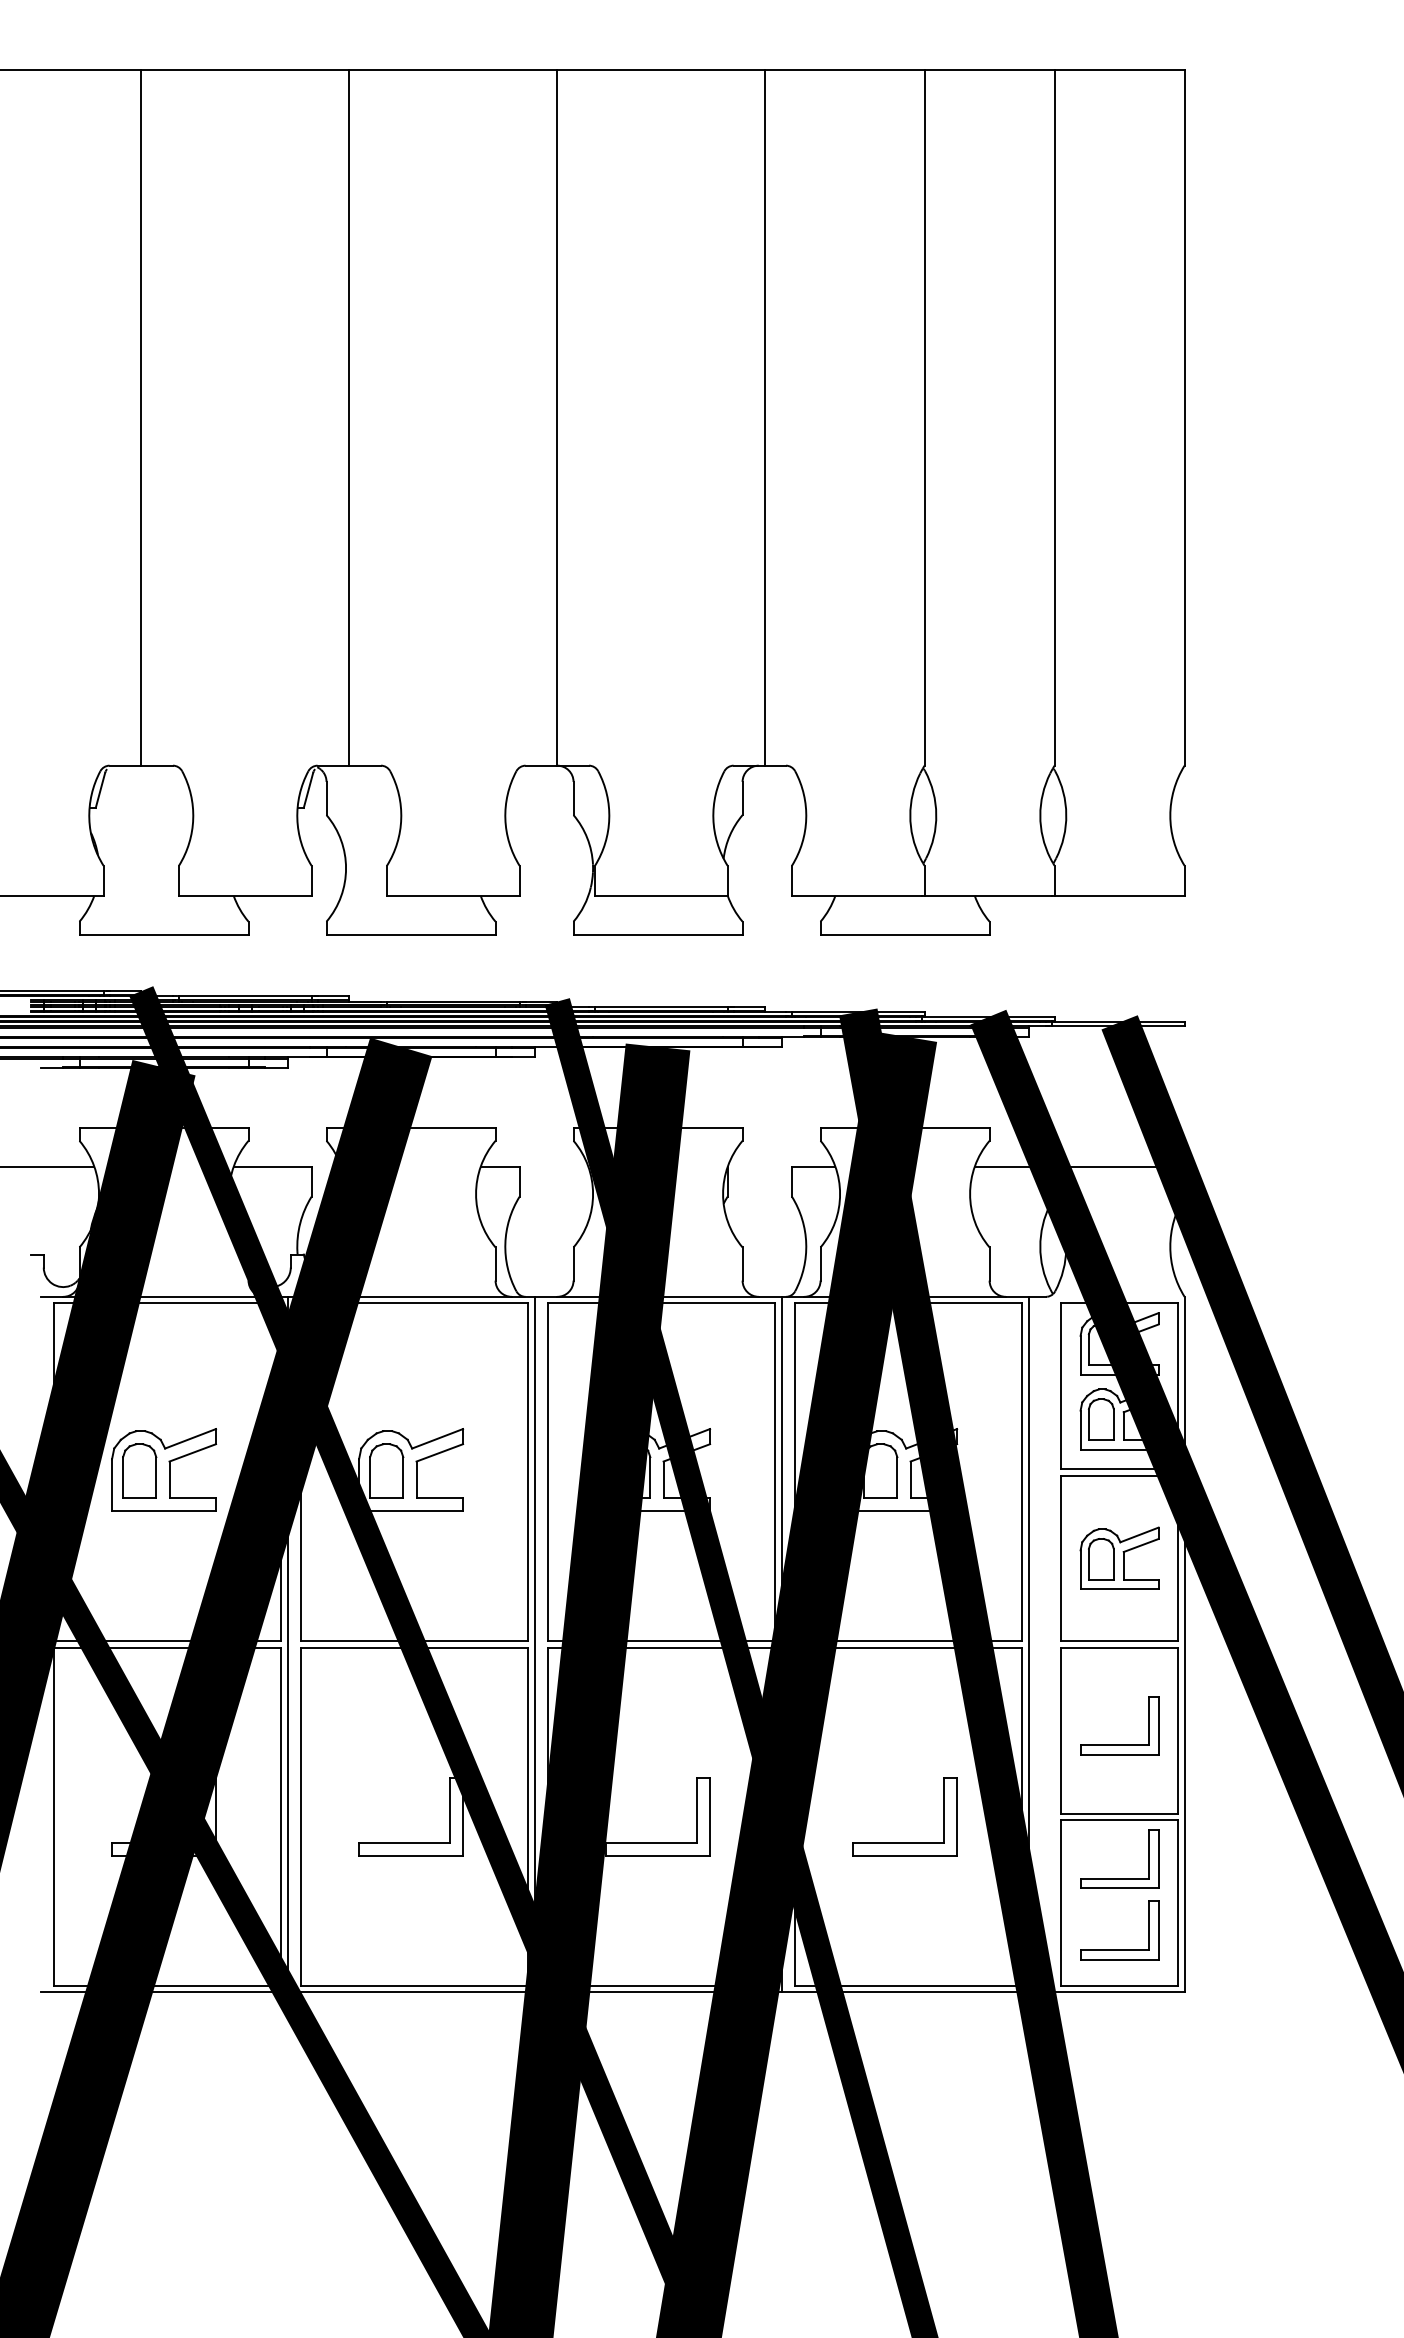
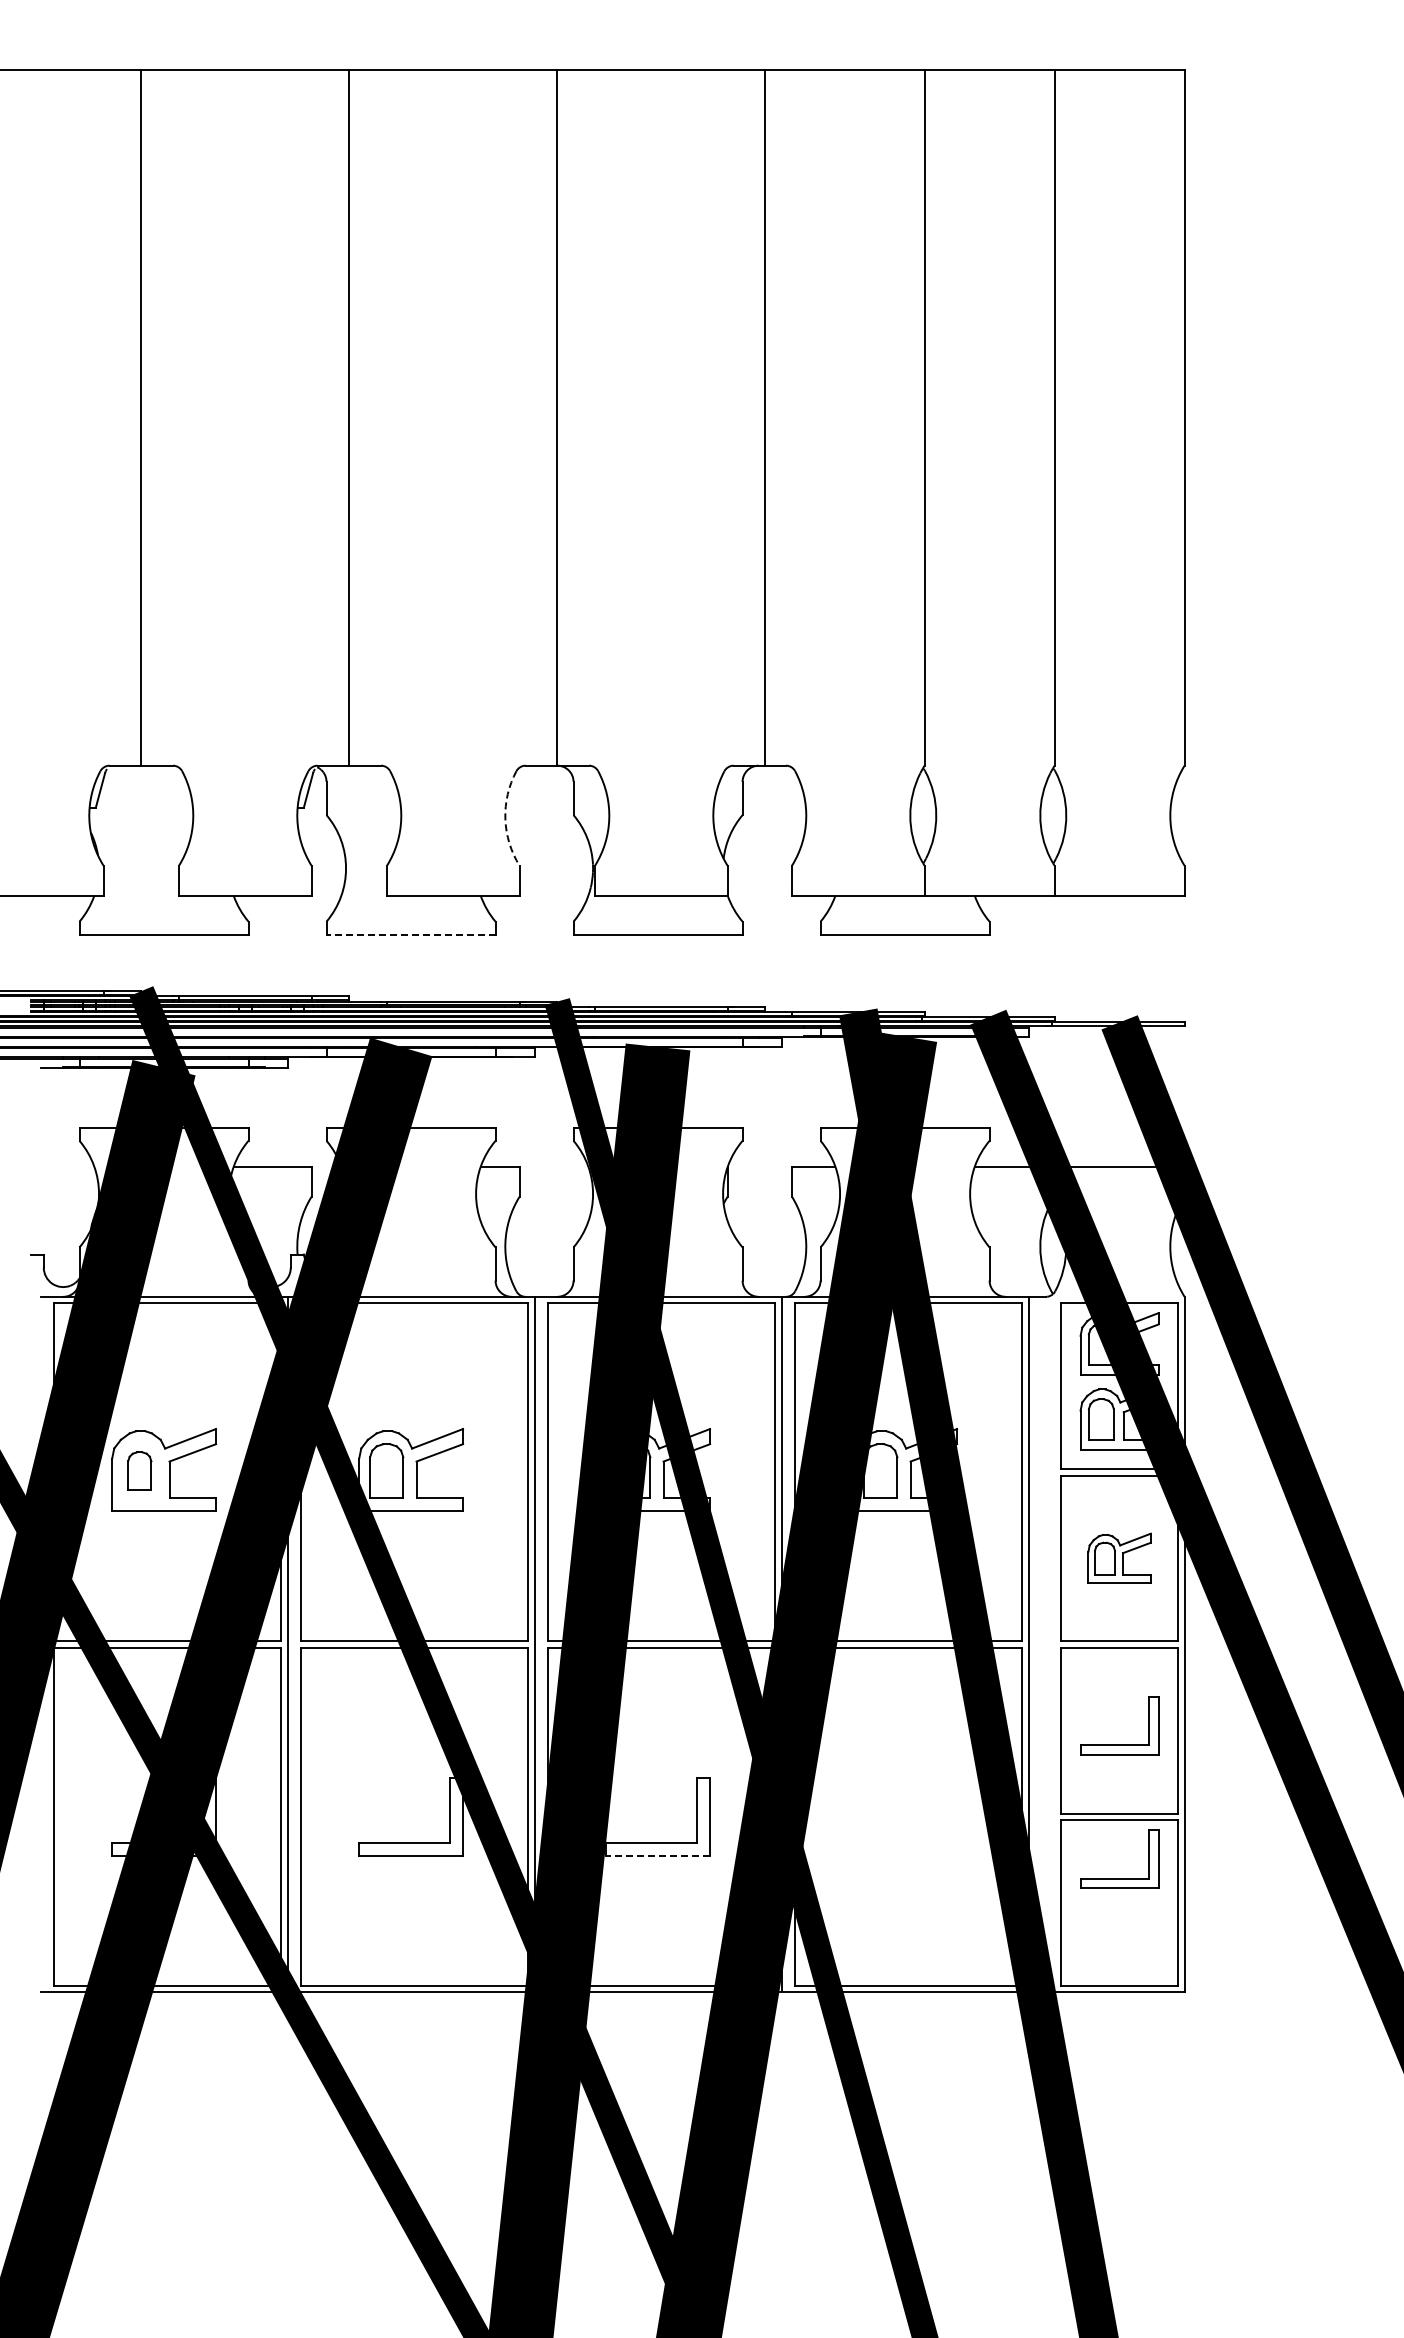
arc: solid -> dashed (505, 818)
line: solid -> dashed (411, 934)
line: present -> none (48, 1166)
part size: 36x56 px -> 26x40 px (139, 1470)
part size: 81x64 px -> 65x52 px (1119, 1557)
part: present -> none (904, 1842)
line: solid -> dashed (657, 1855)
part: present -> none (1119, 1949)
